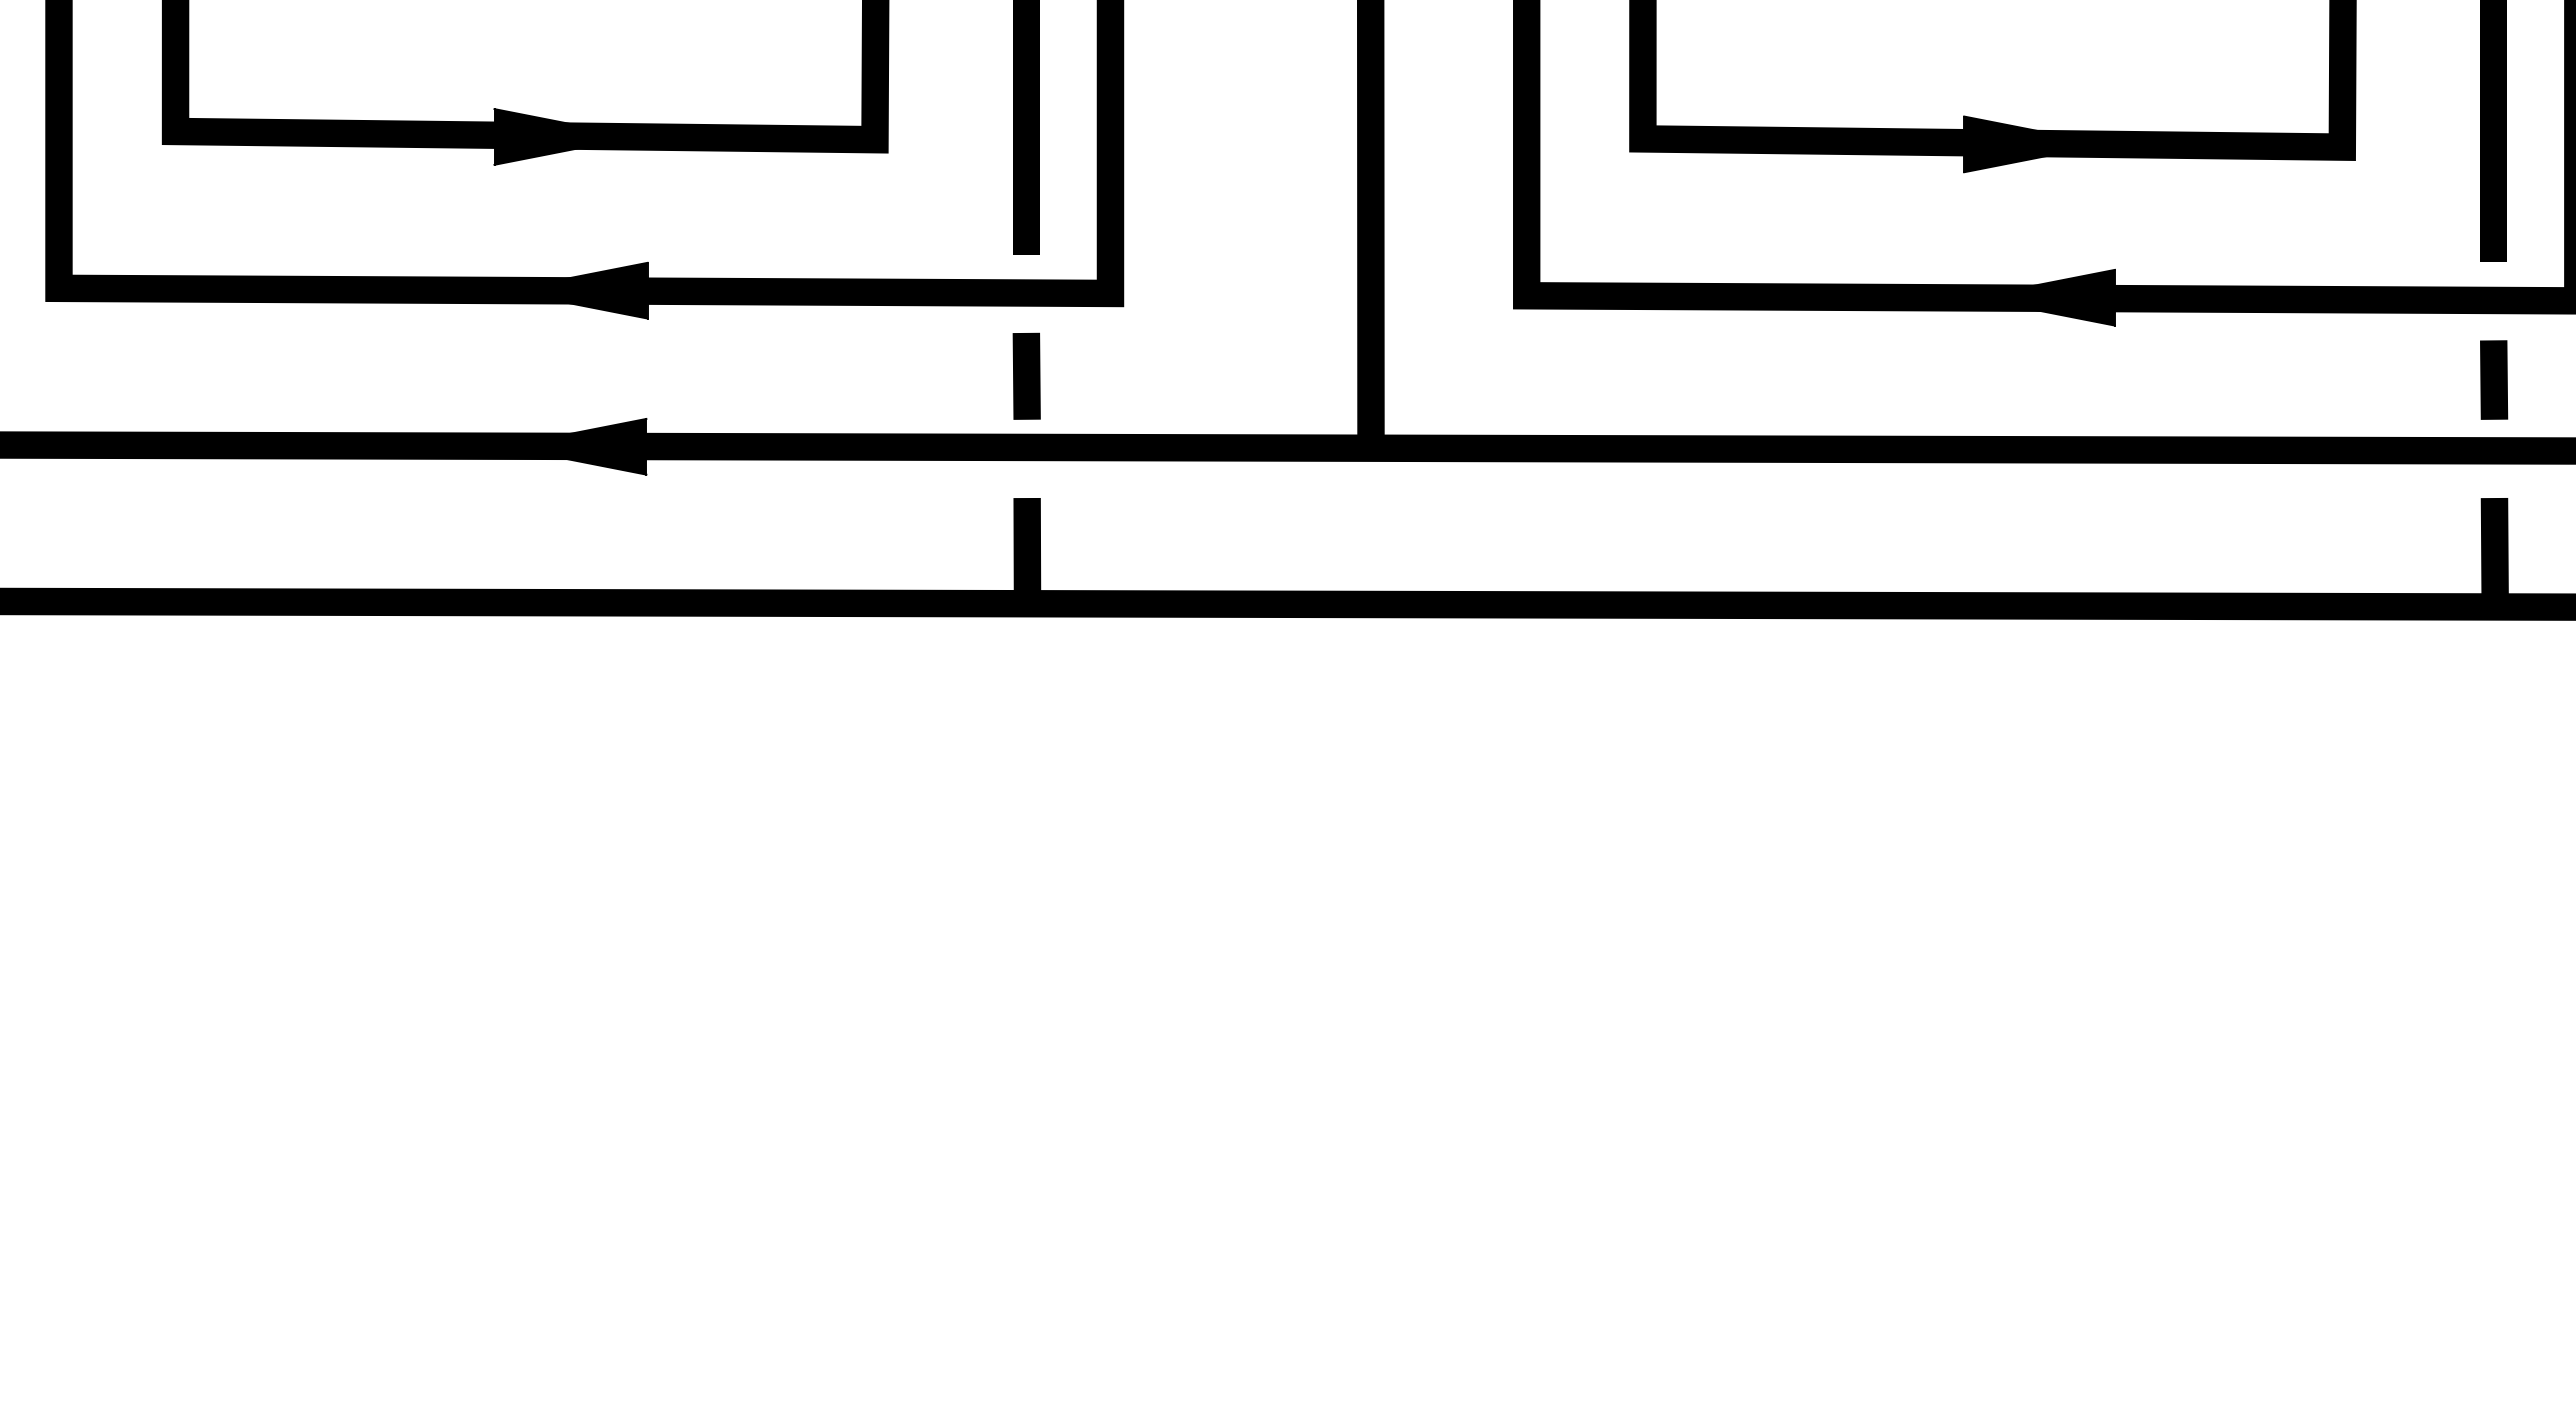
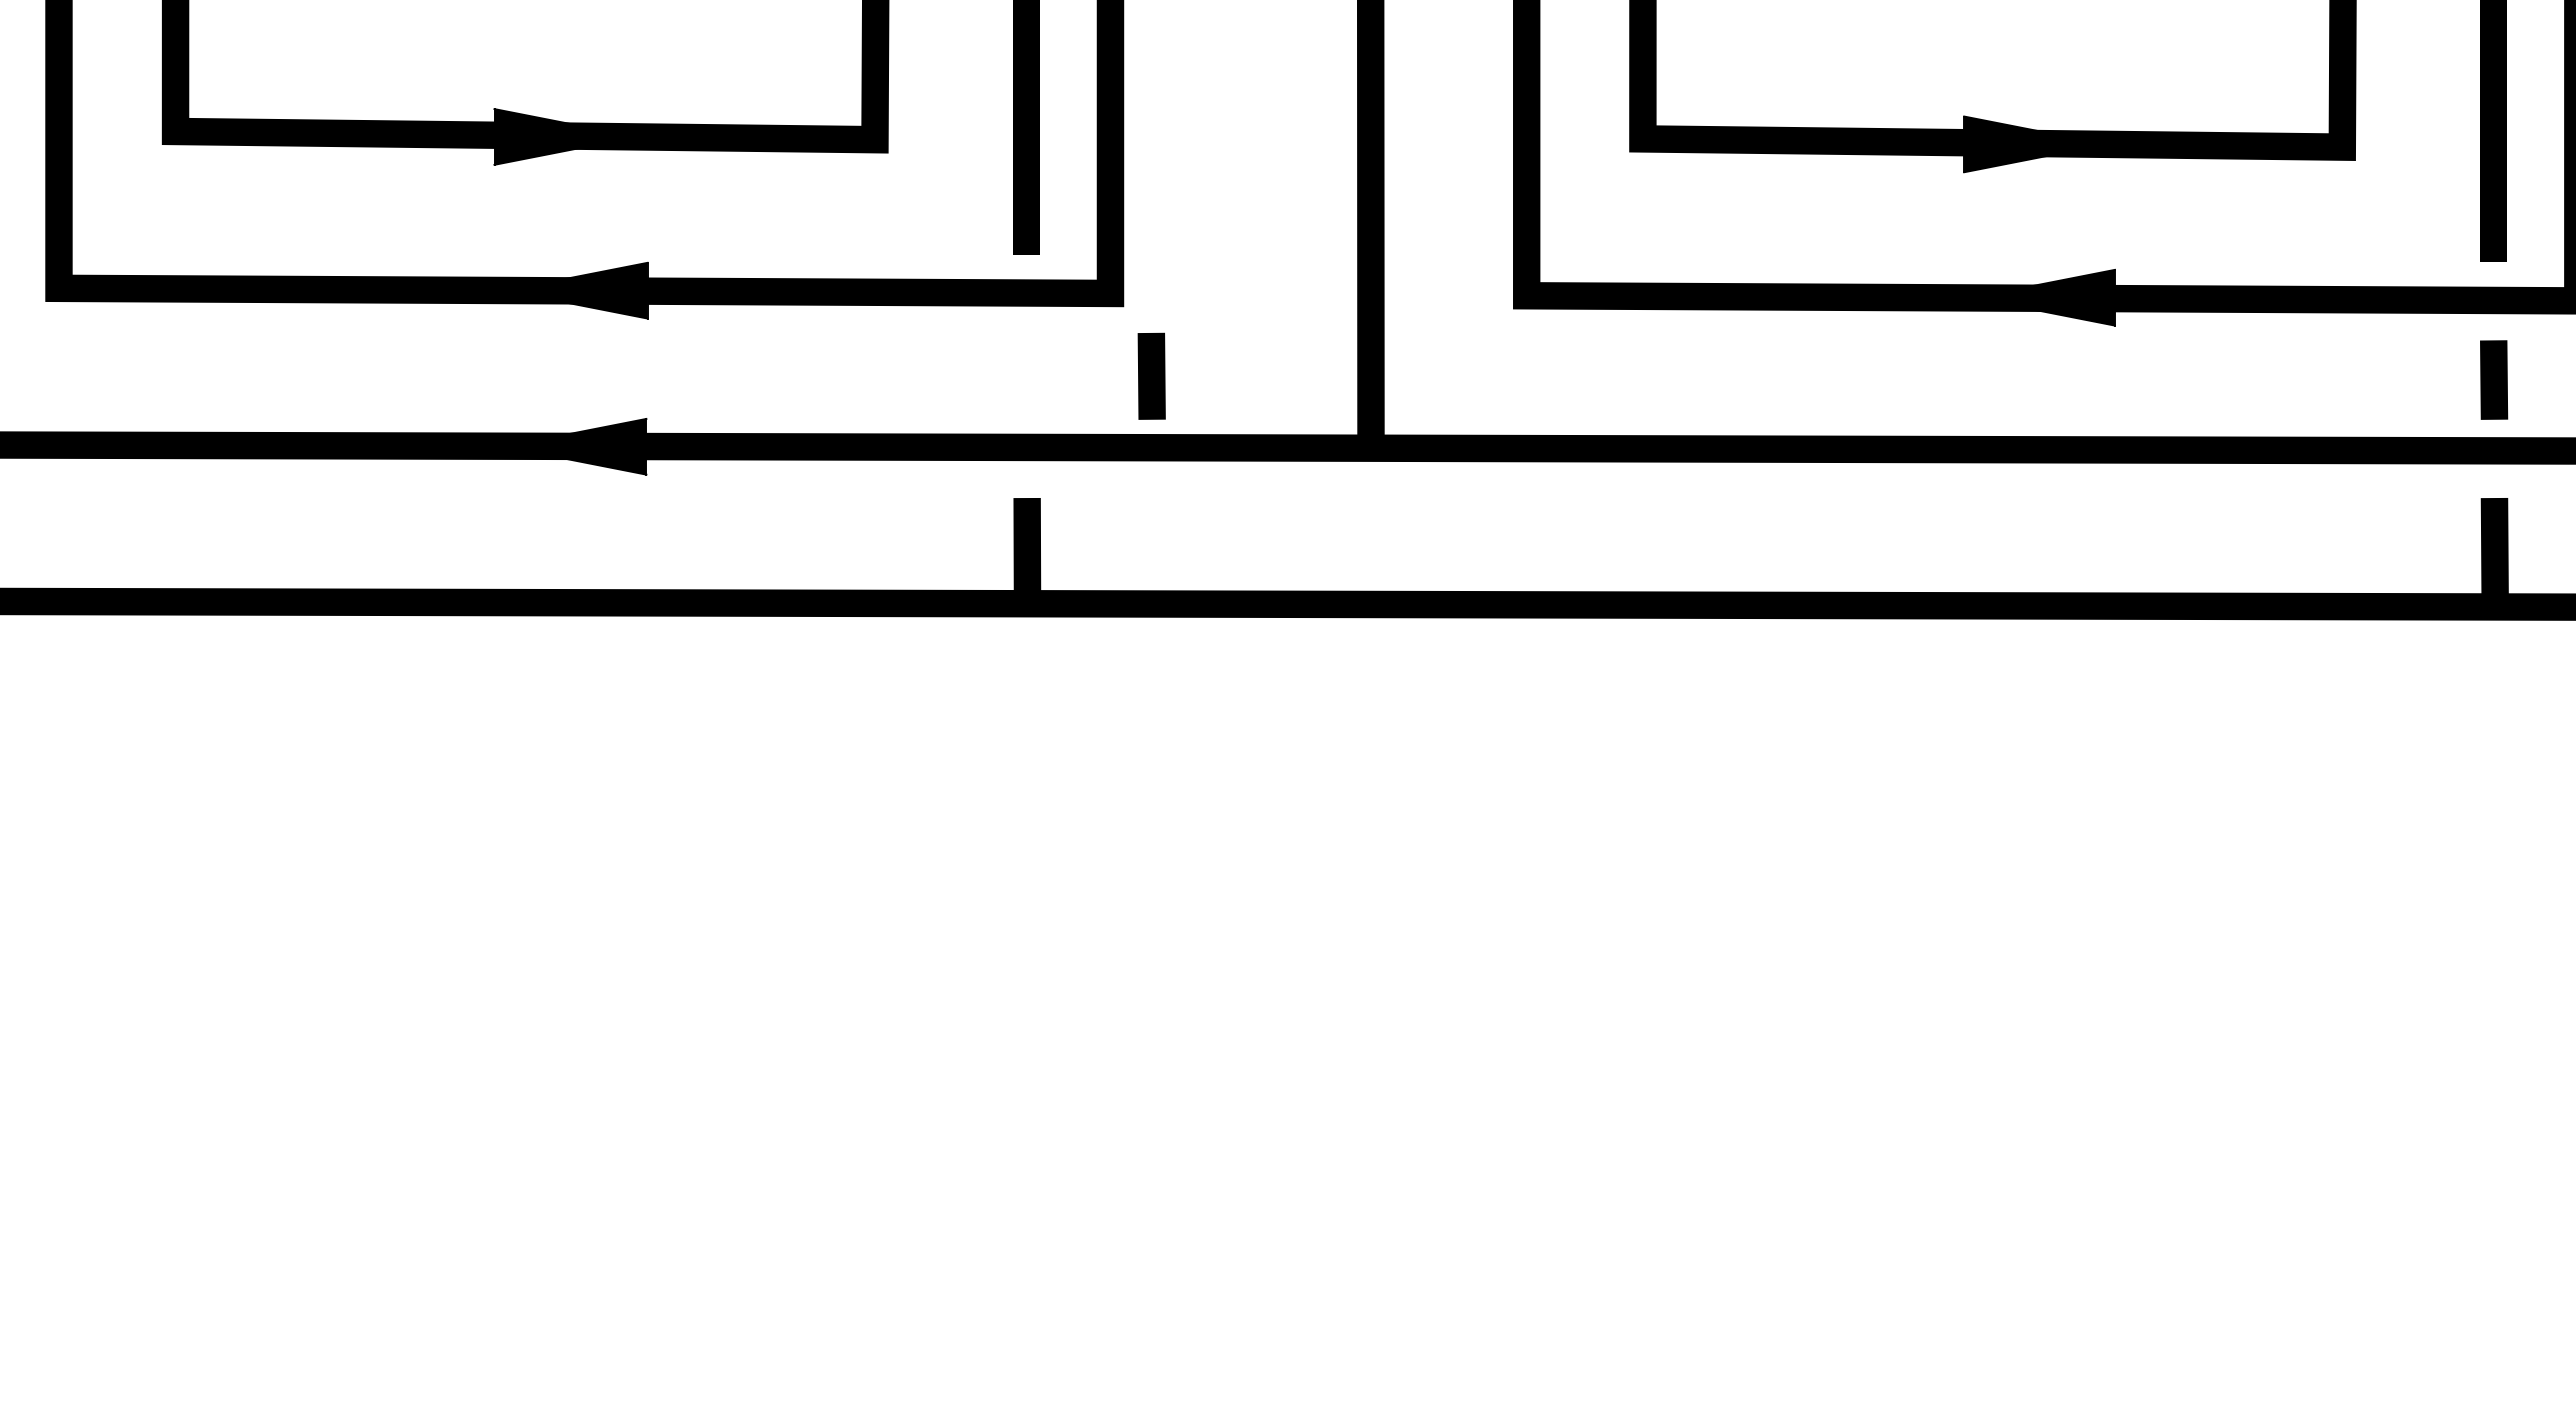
line position: (1026, 375) -> (1151, 375) (1151, 375)
